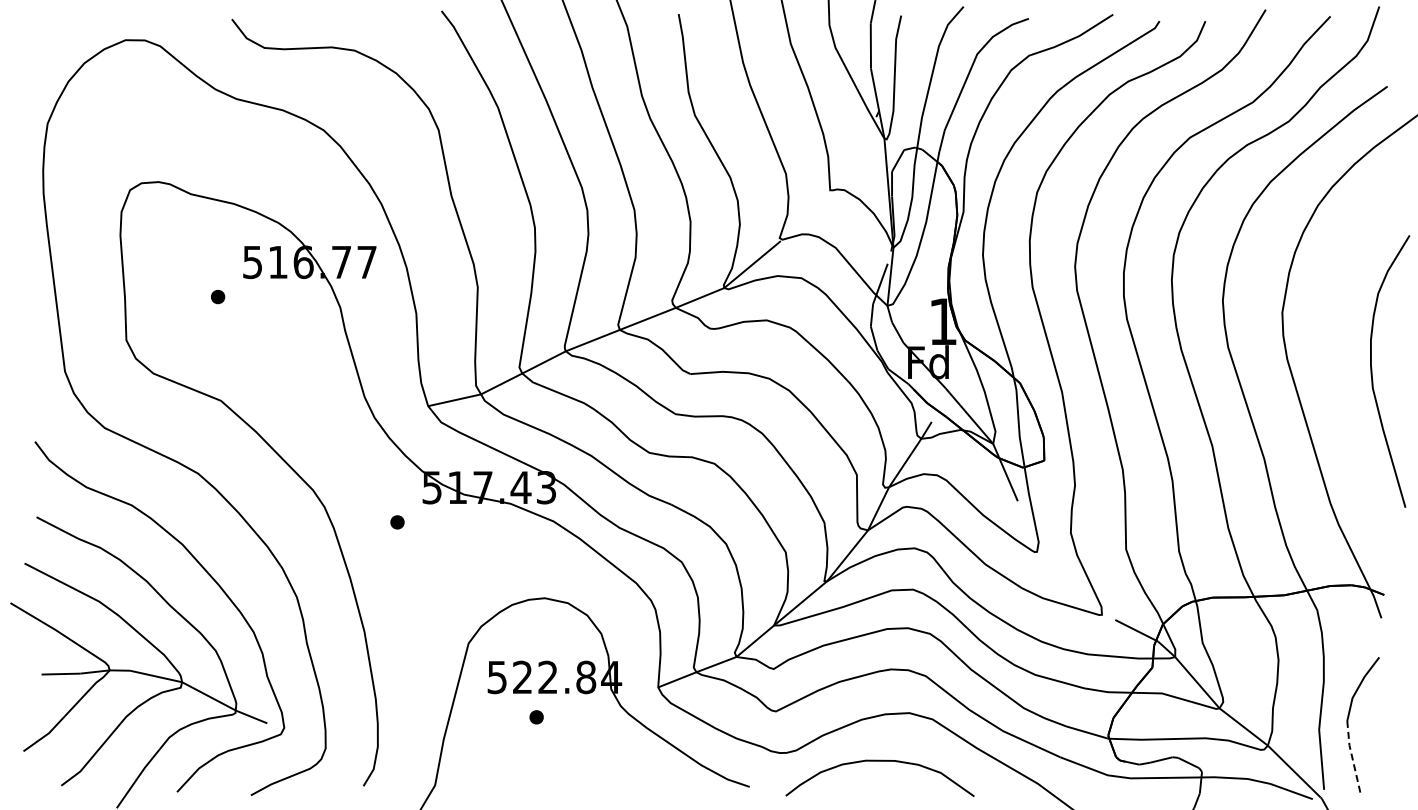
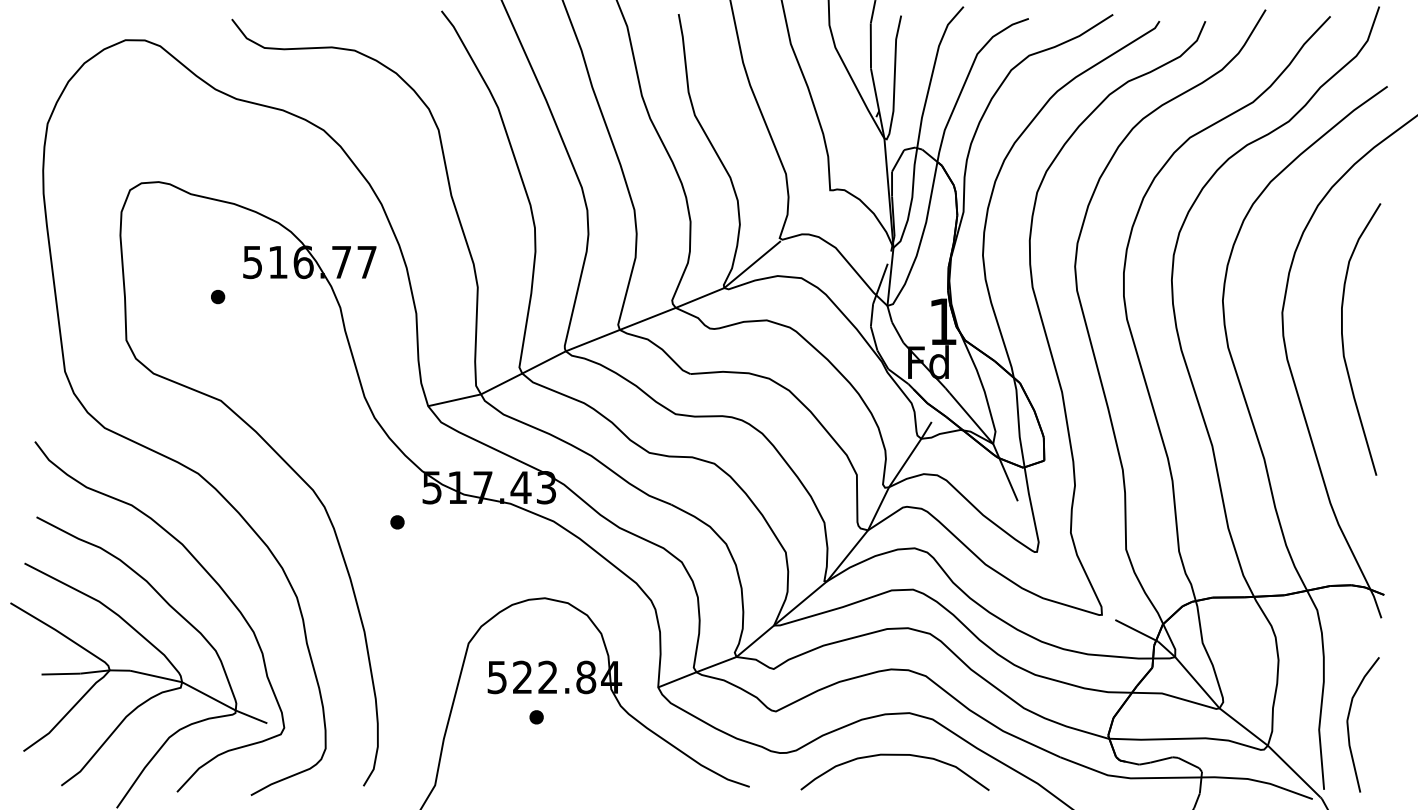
curve position: (1372, 371) -> (1343, 339) (1343, 339)
line: dashed -> solid (1351, 756)
curve position: (879, 761) -> (894, 755) (894, 755)
